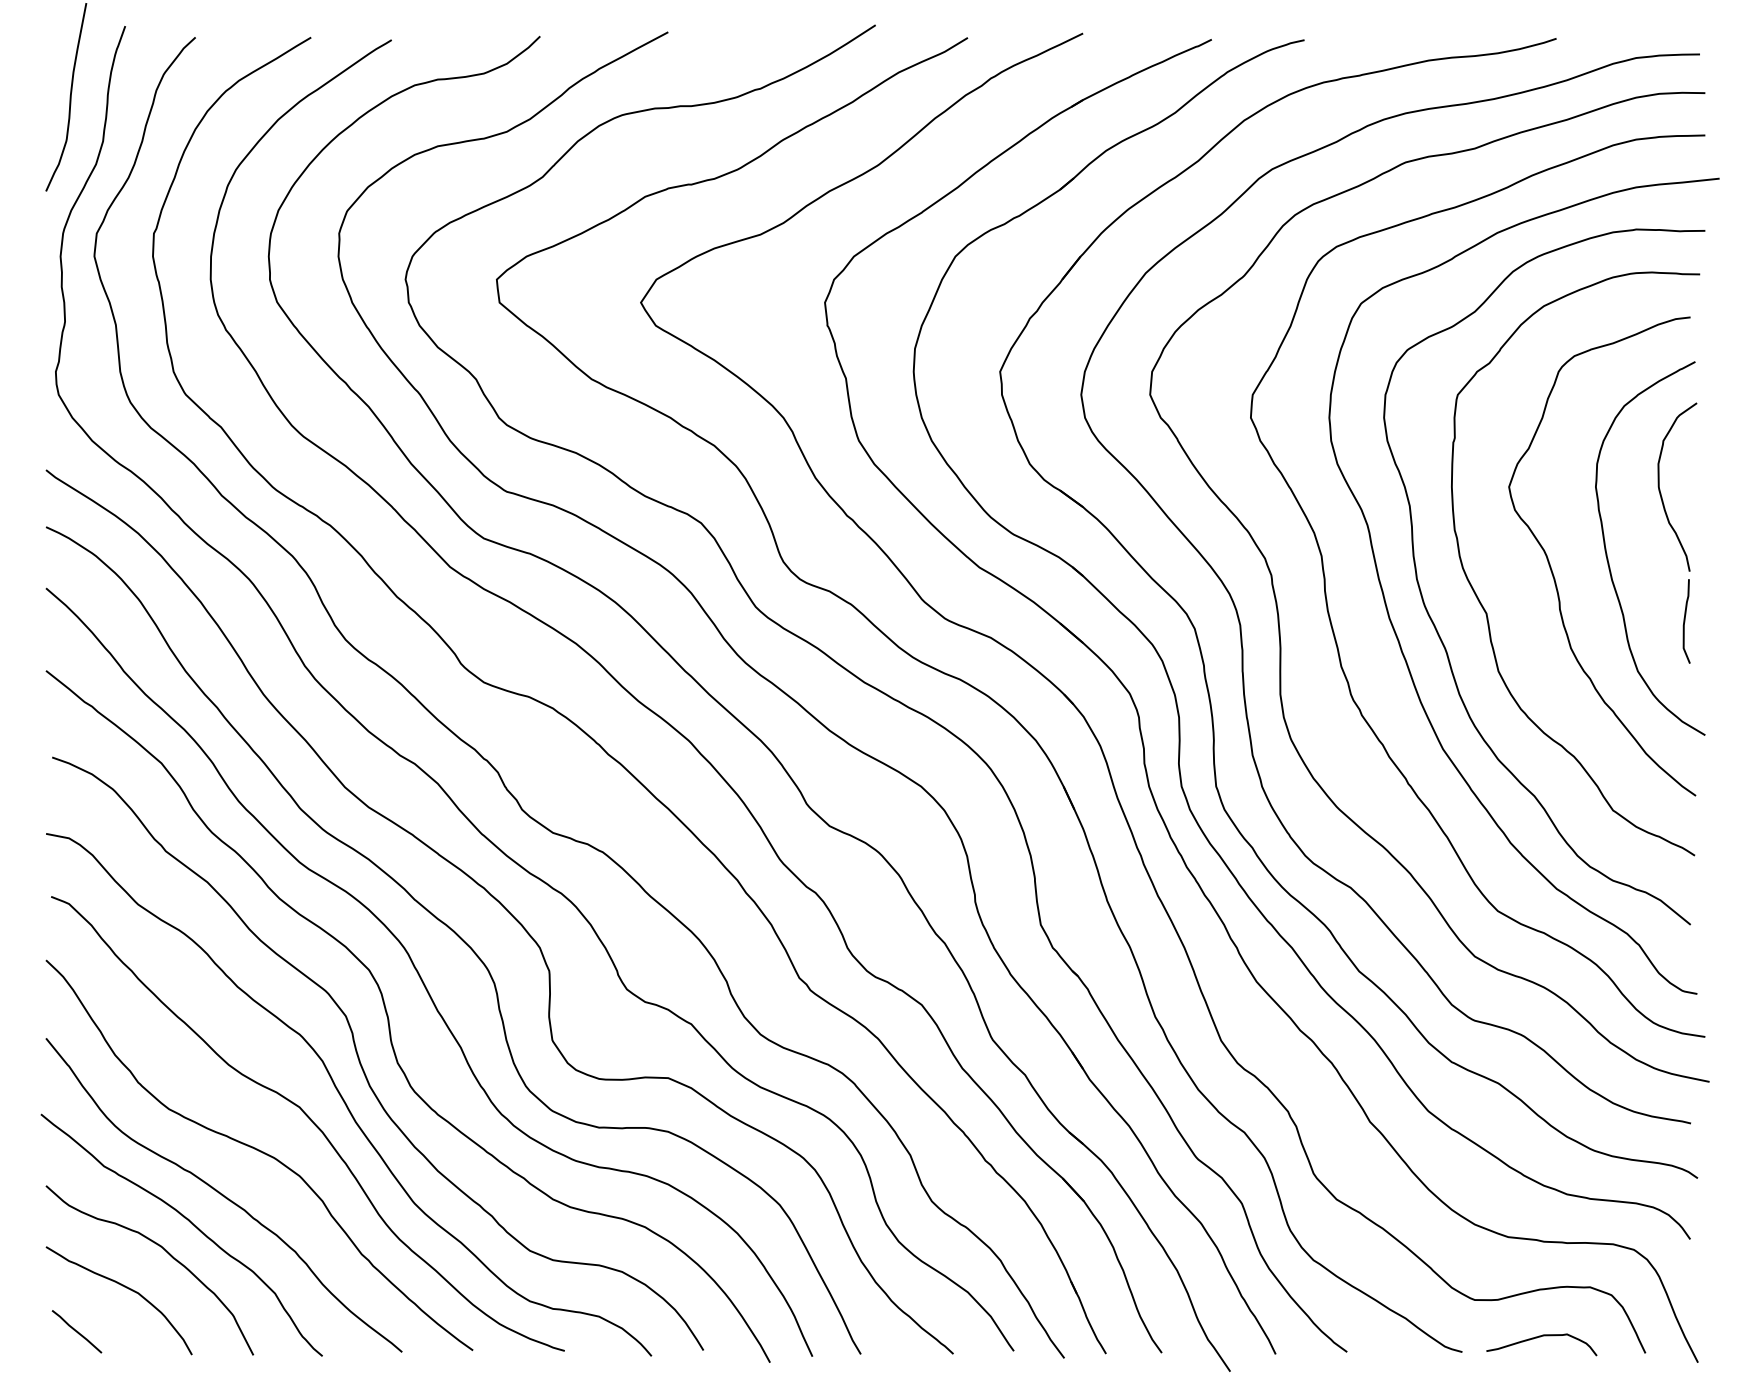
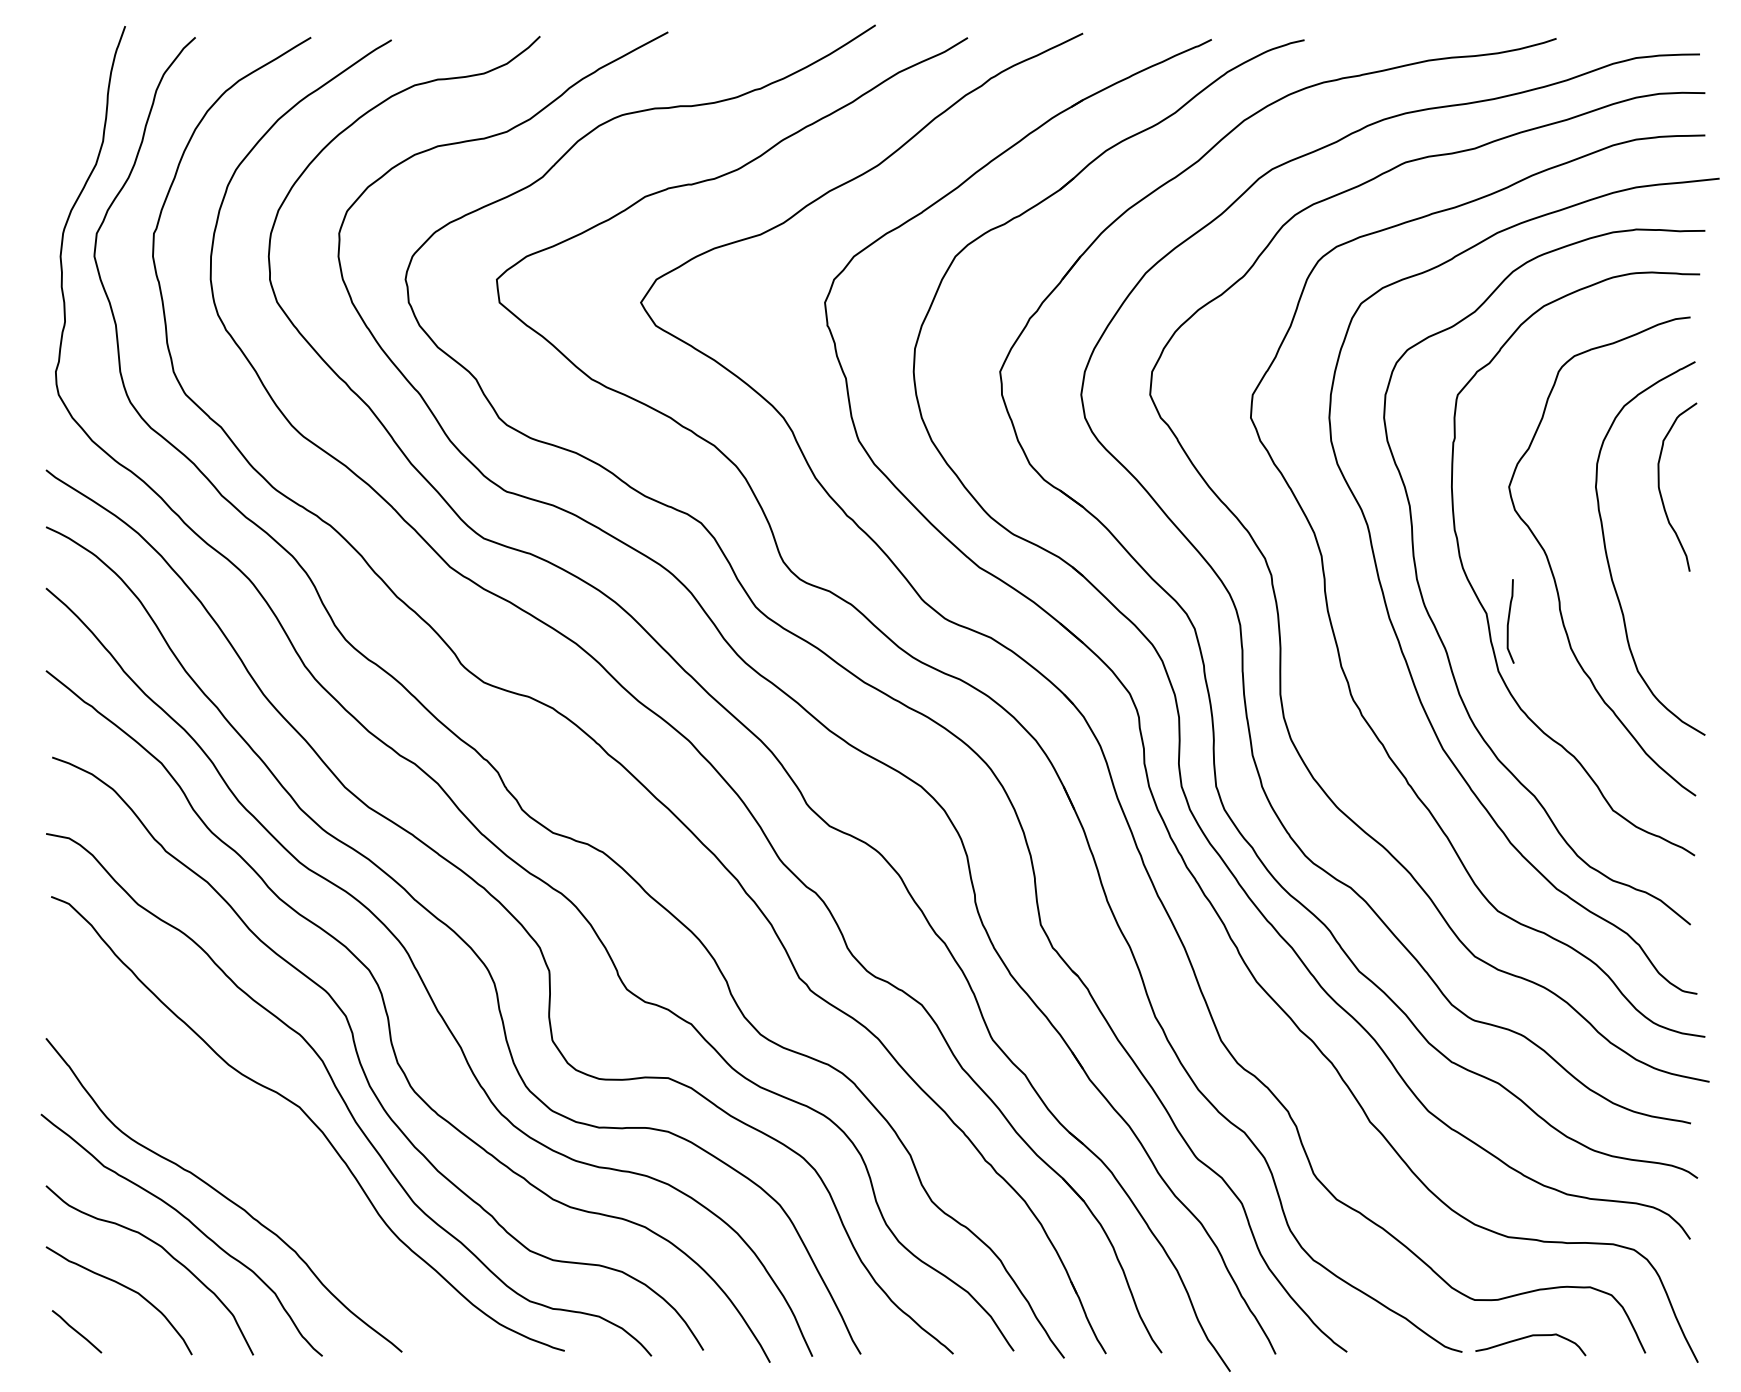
curve: present -> none (69, 97)
curve position: (1685, 621) -> (1509, 621) (1509, 621)
curve: present -> none (260, 1152)
curve position: (1540, 1337) -> (1529, 1337) (1529, 1337)
